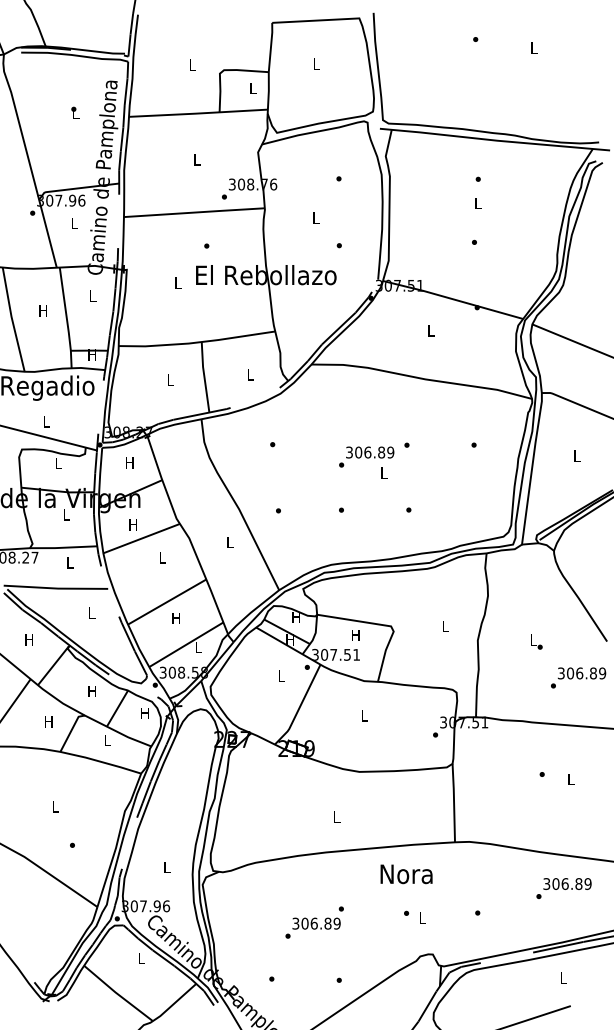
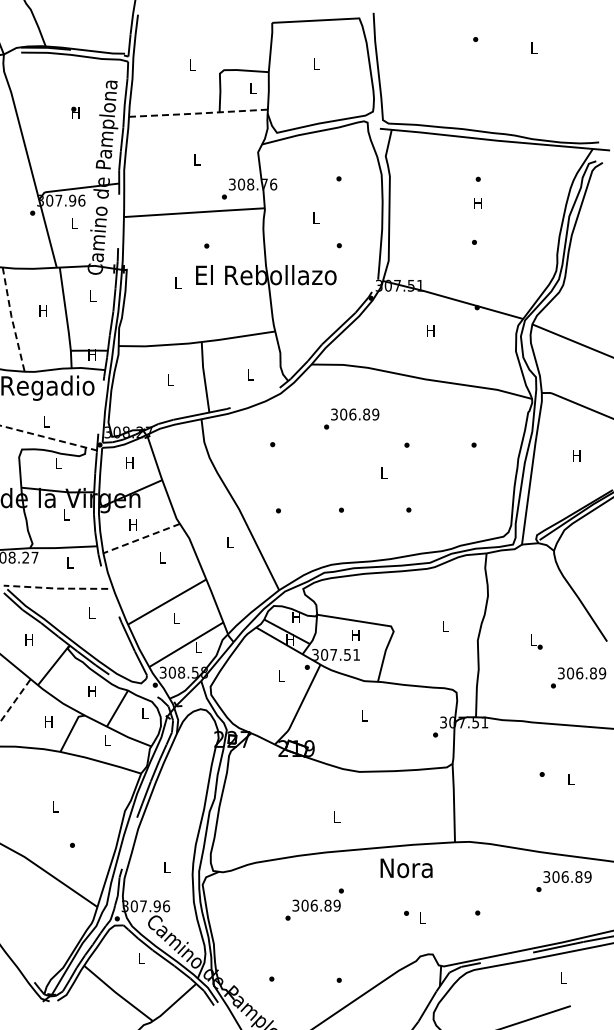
text: L -> H (75, 112)
line: solid -> dashed (198, 113)
text: L -> H (477, 203)
line: solid -> dashed (12, 319)
text: L -> H (430, 330)
line: solid -> dashed (48, 438)
text: L -> H (576, 455)
text position: (366, 456) -> (351, 418) (351, 418)
line: solid -> dashed (141, 538)
line: solid -> dashed (56, 588)
text: H -> L (175, 618)
line: solid -> dashed (15, 700)
text: H -> L (144, 713)
text position: (406, 874) -> (406, 868) (406, 868)
text position: (563, 888) -> (563, 881) (563, 881)
text position: (314, 922) -> (314, 904) (314, 904)
